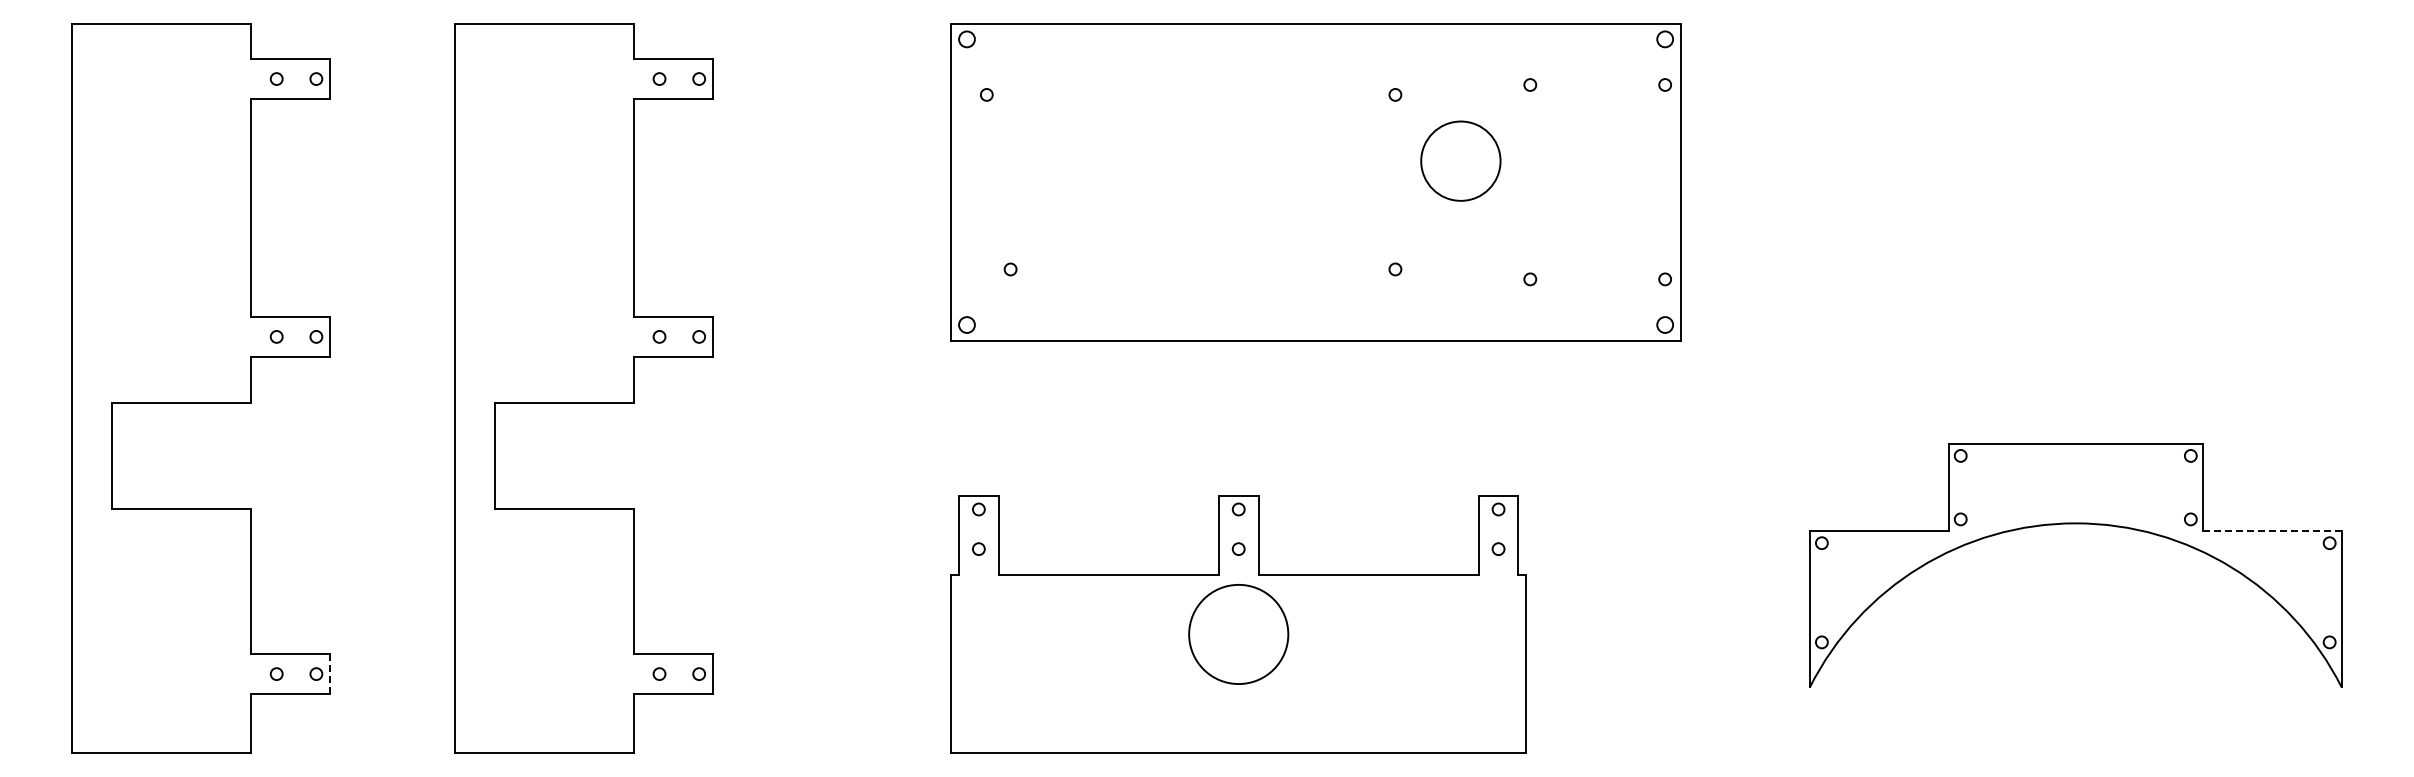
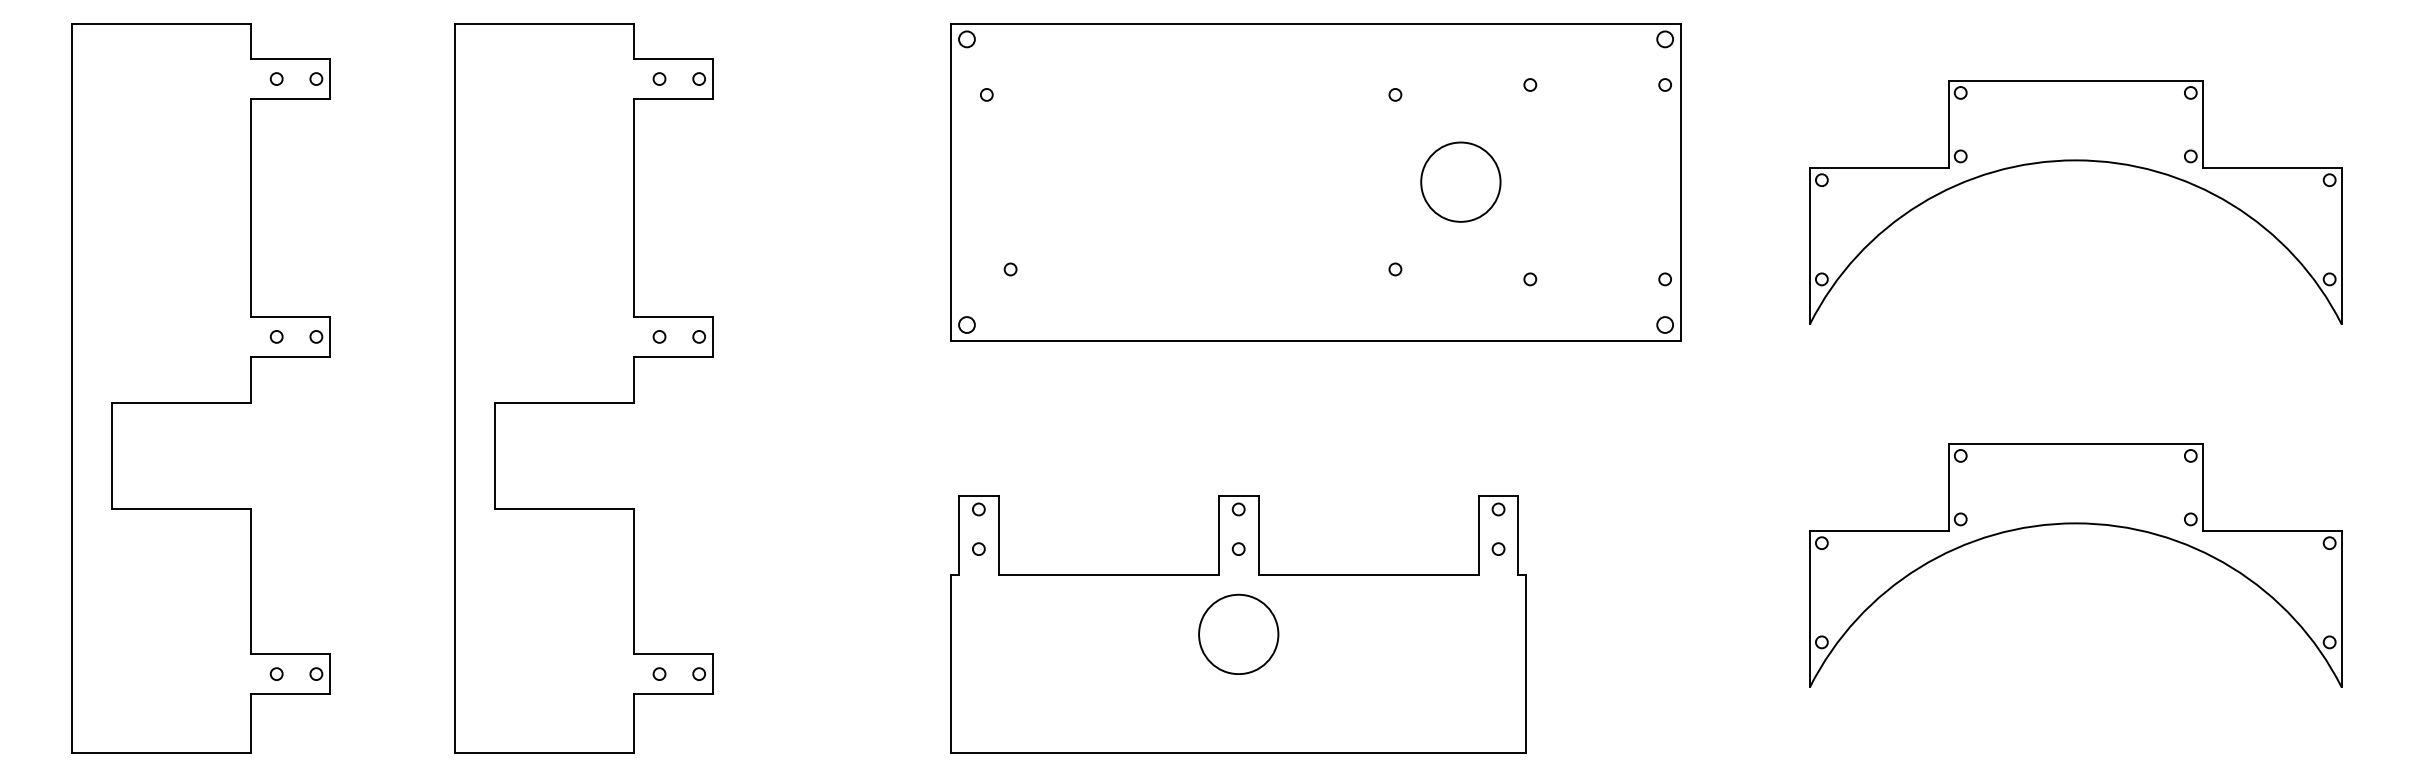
circle position: (1460, 160) -> (1460, 181) (1460, 181)
part: none -> present (2075, 161)
line: dashed -> solid (2272, 531)
circle diameter: 99 px -> 79 px (1238, 634)
line: dashed -> solid (330, 674)
